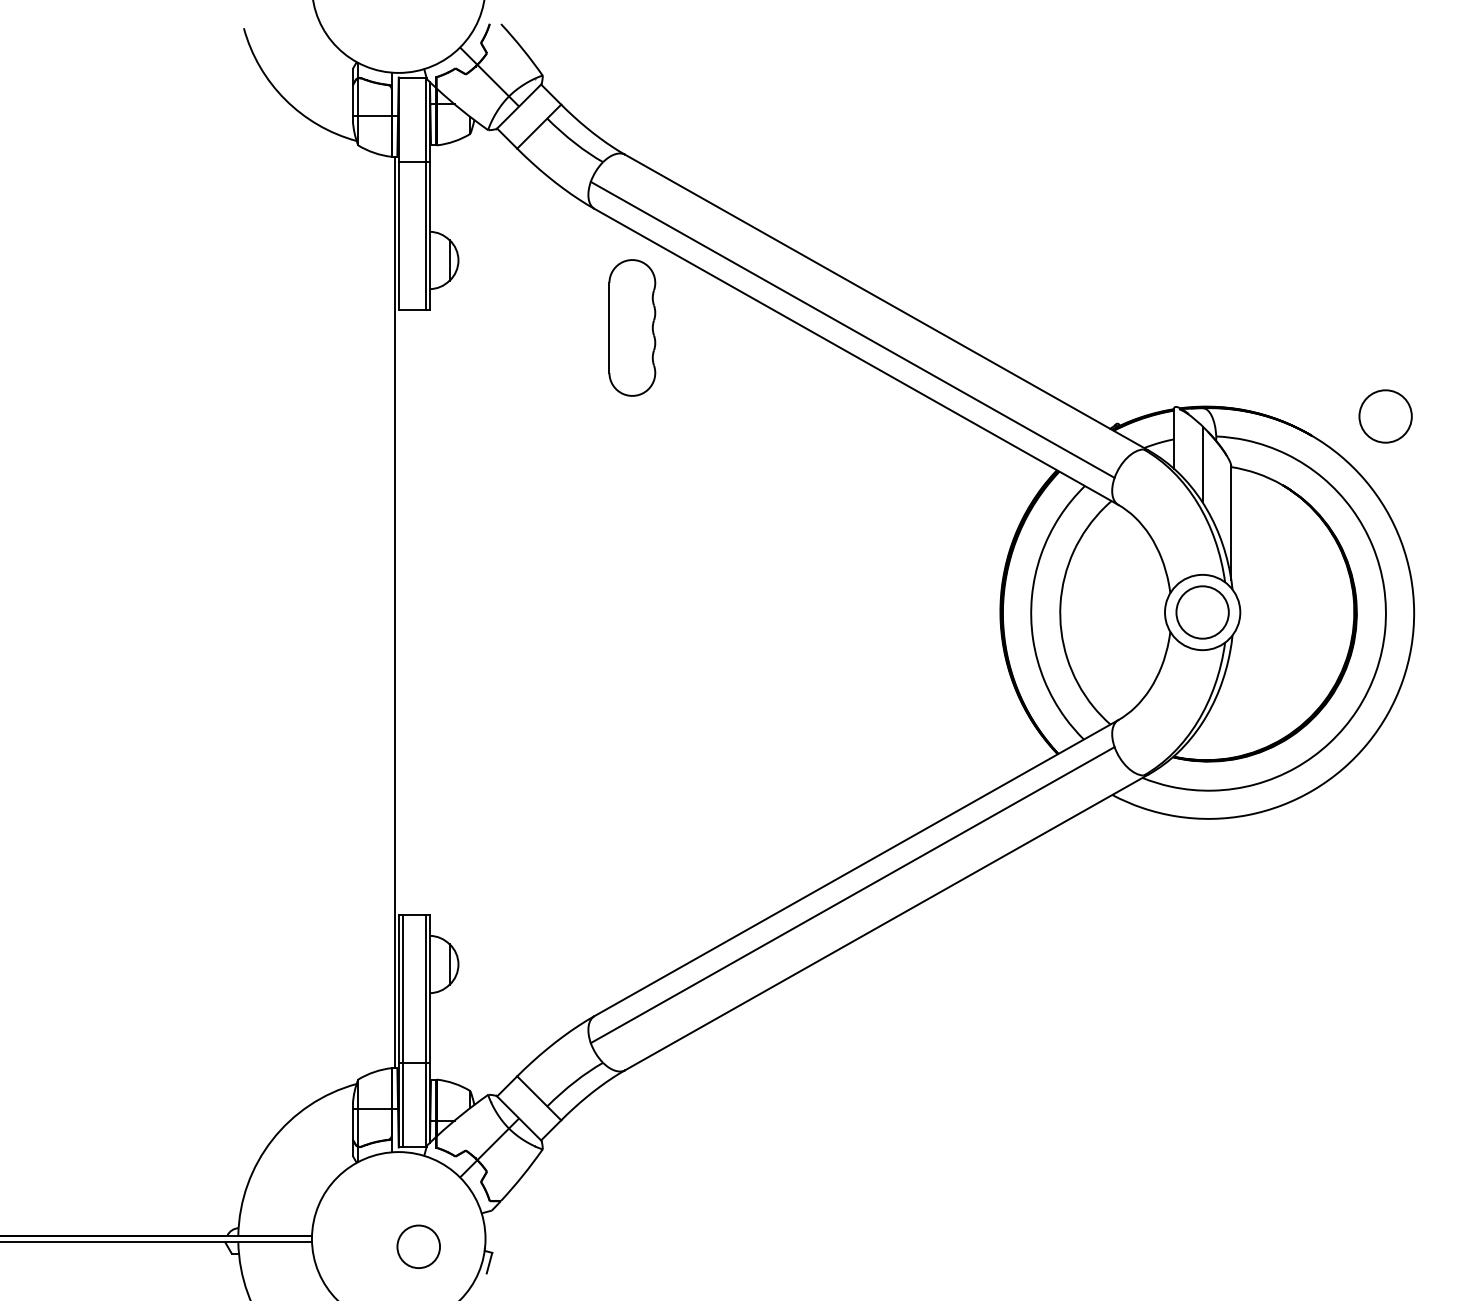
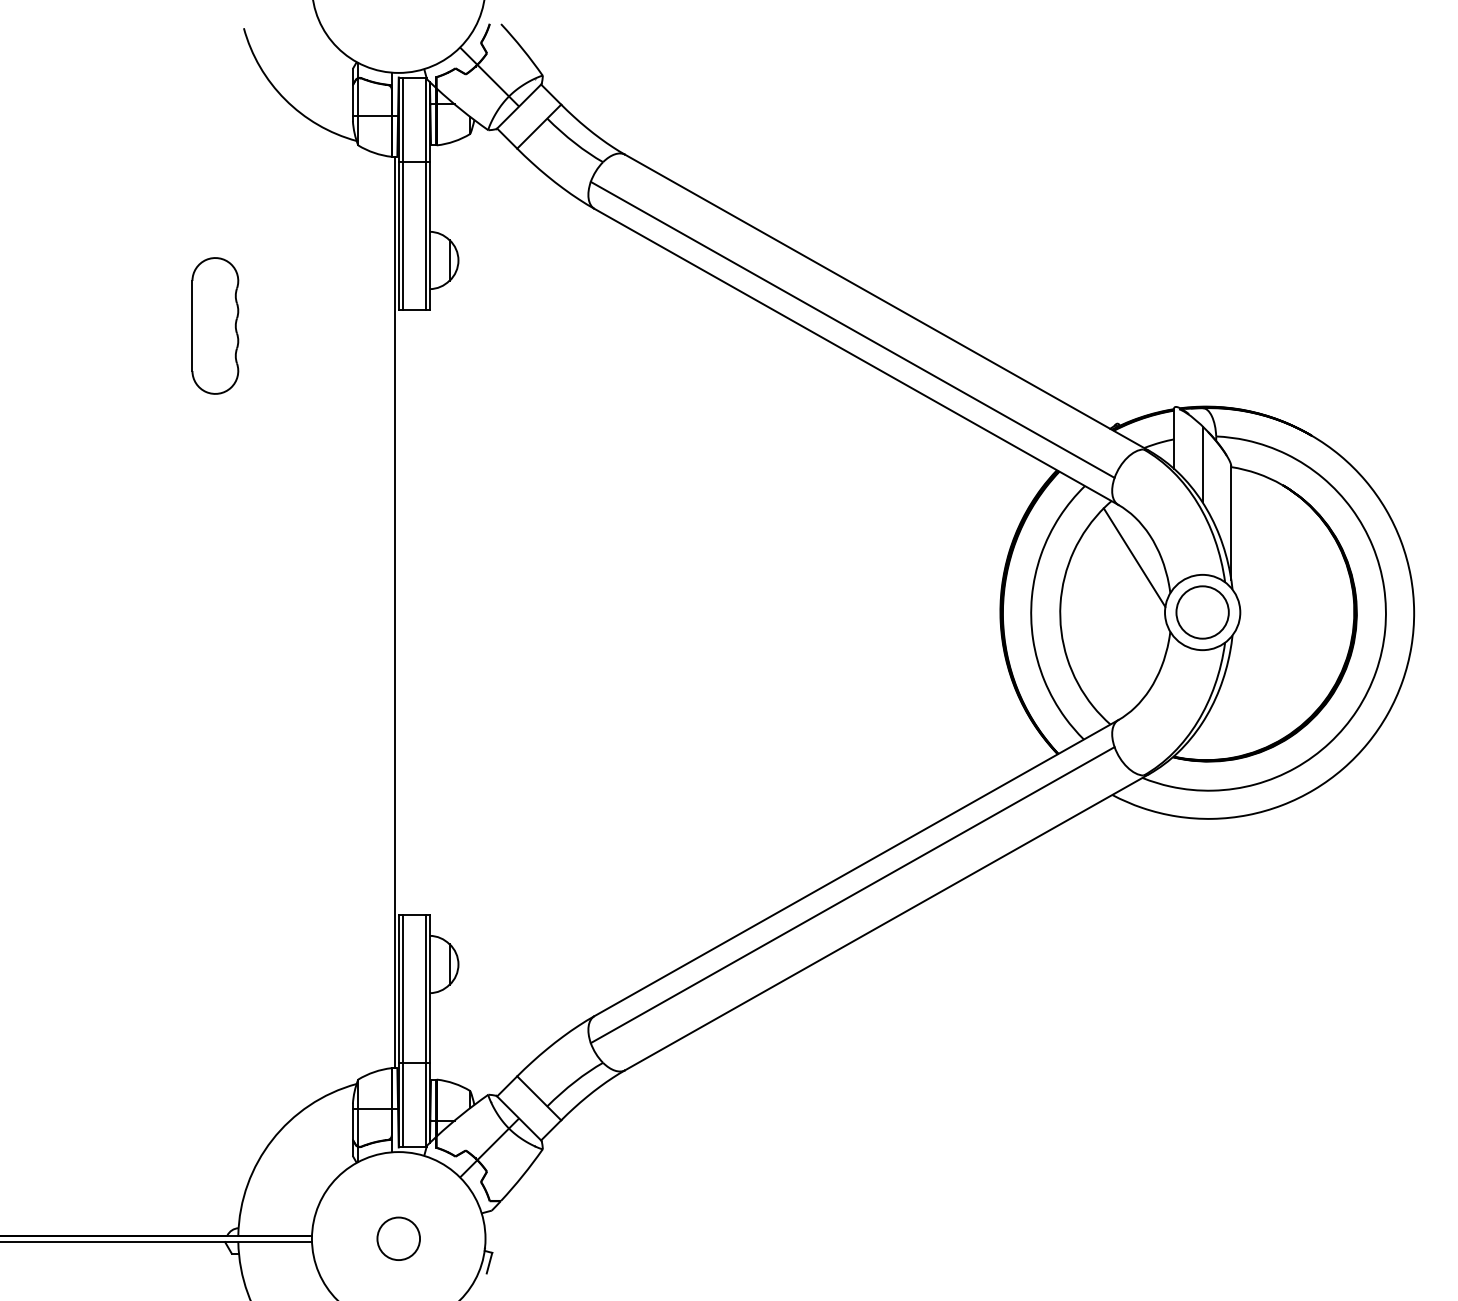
line: none -> present (402, 193)
part position: (632, 327) -> (215, 325) (215, 325)
circle: present -> none (1385, 416)
line: none -> present (1134, 557)
circle position: (418, 1246) -> (398, 1238) (398, 1238)
